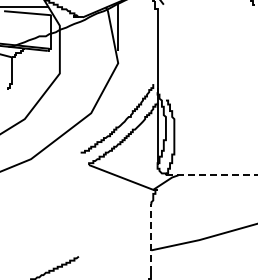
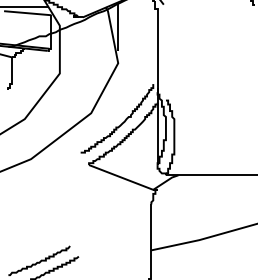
line: dashed -> solid (211, 175)
line: dashed -> solid (151, 238)
curve: none -> present (40, 260)
